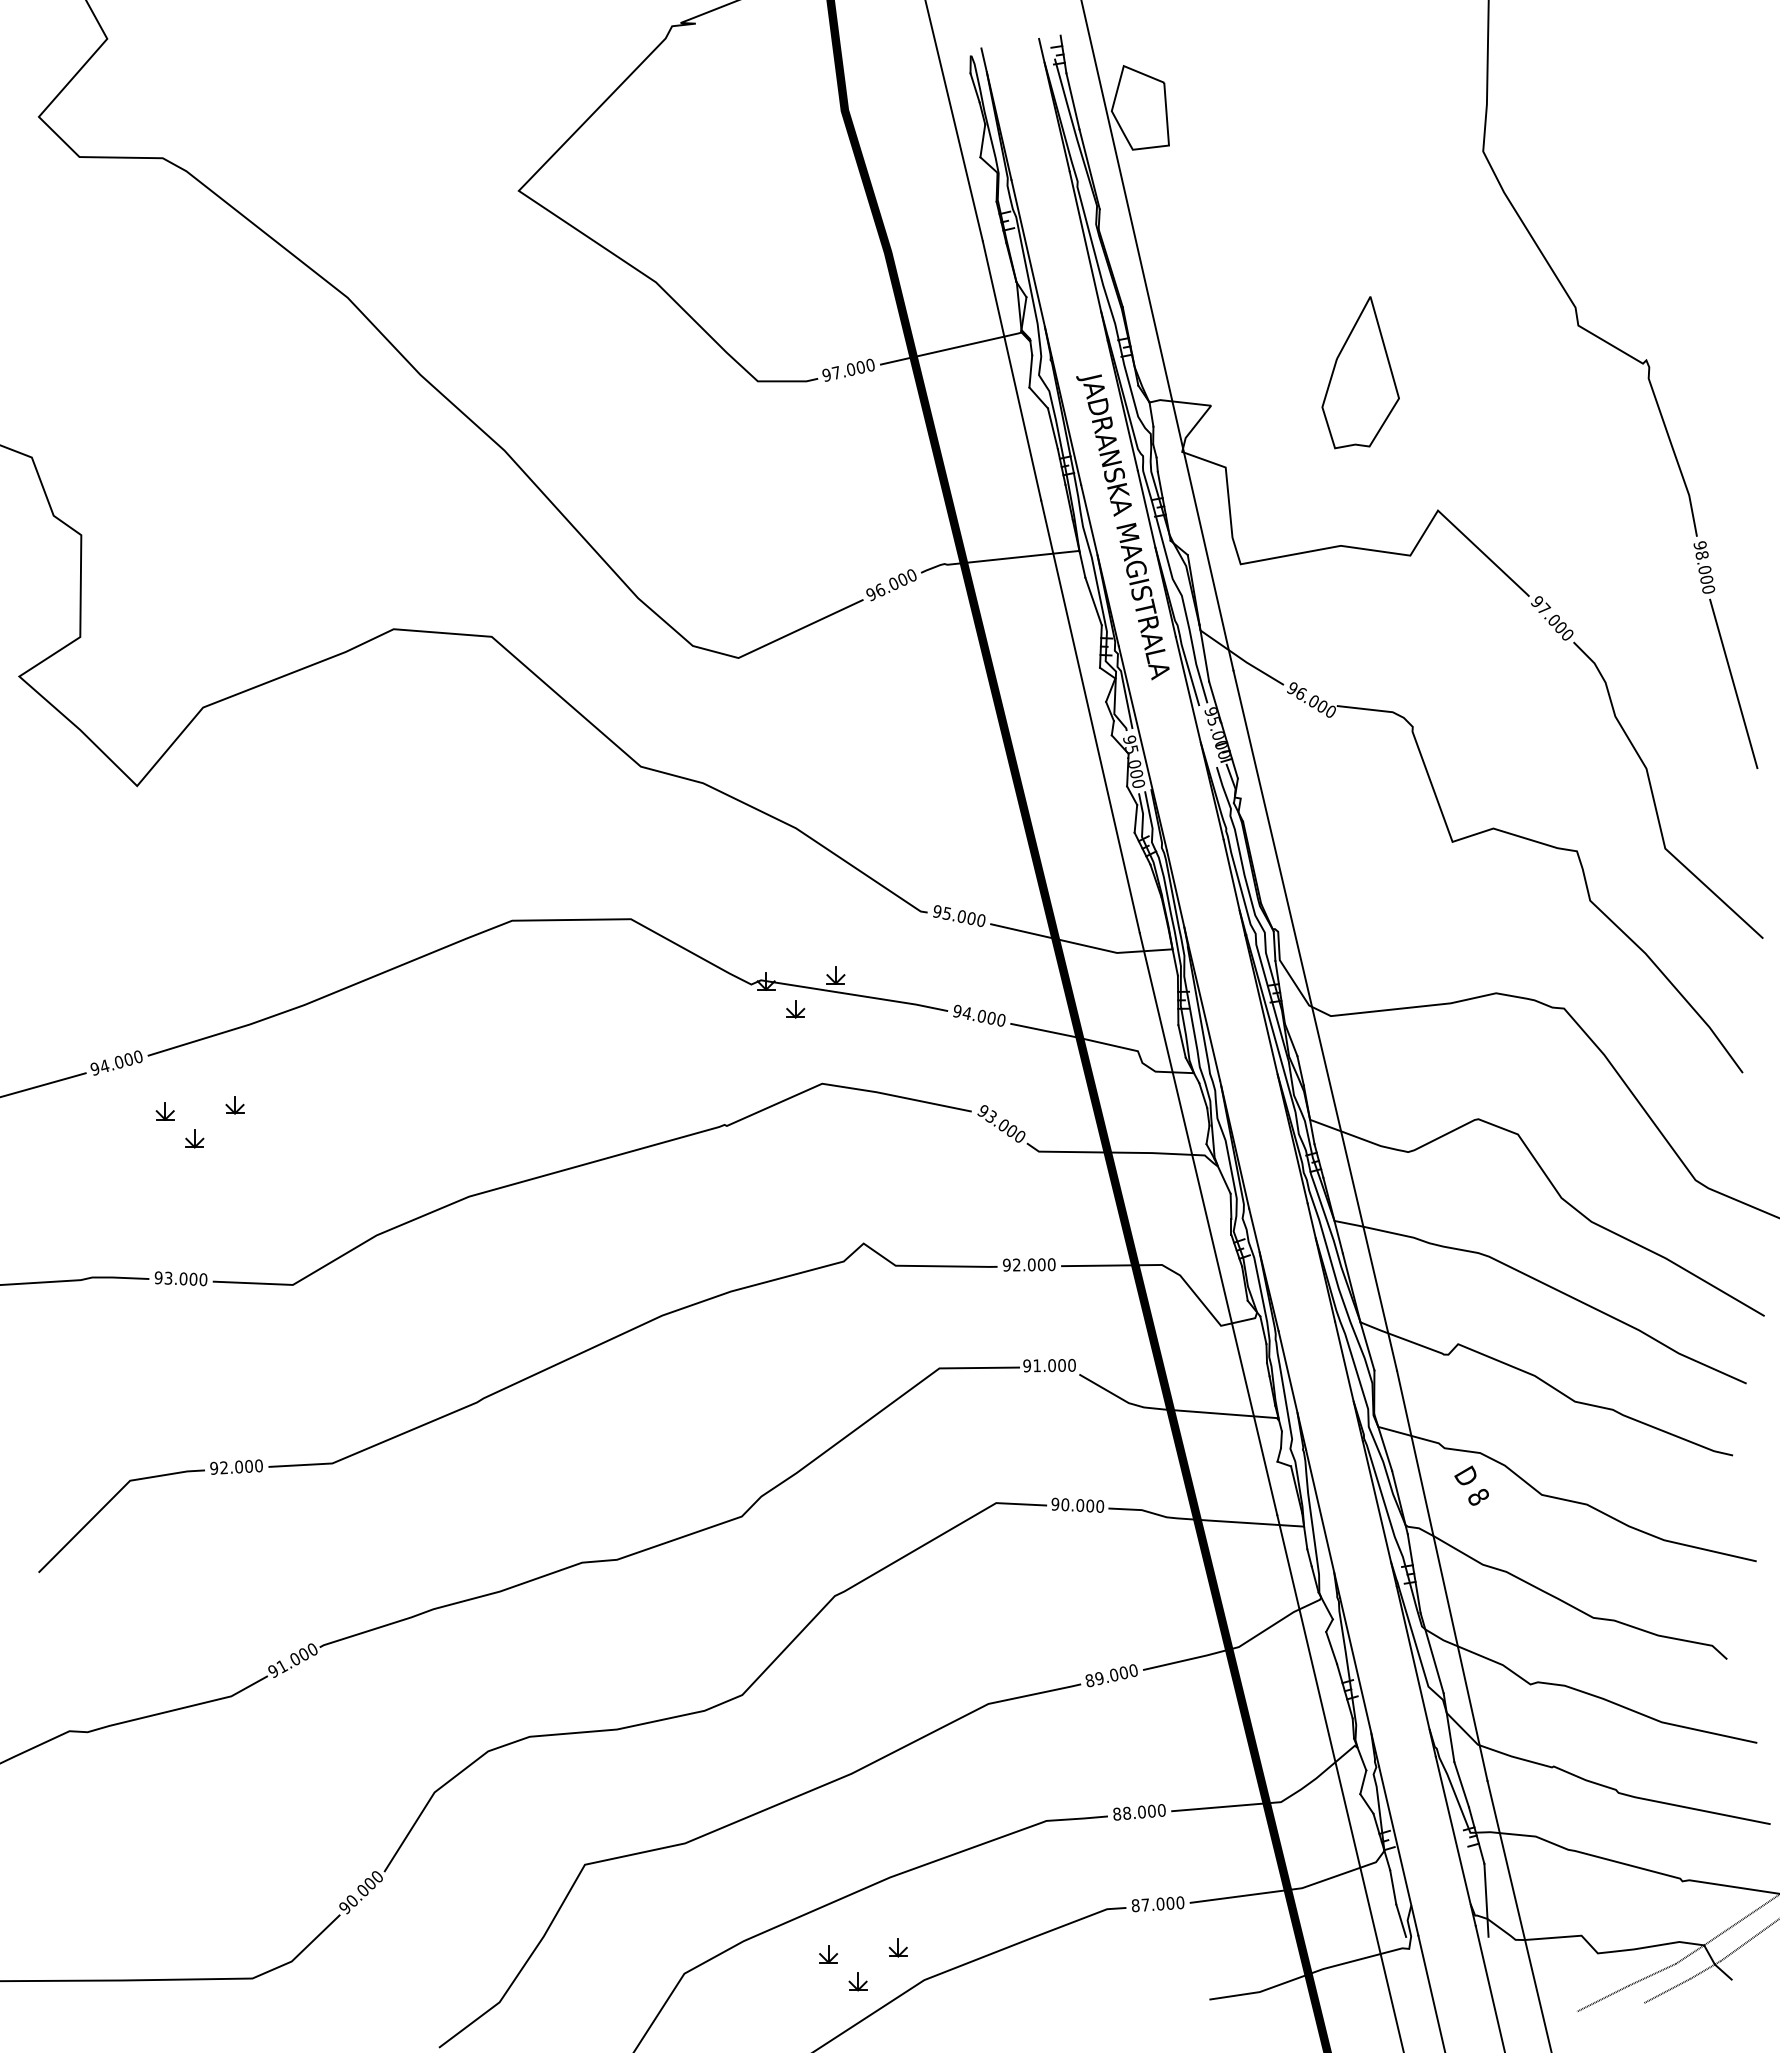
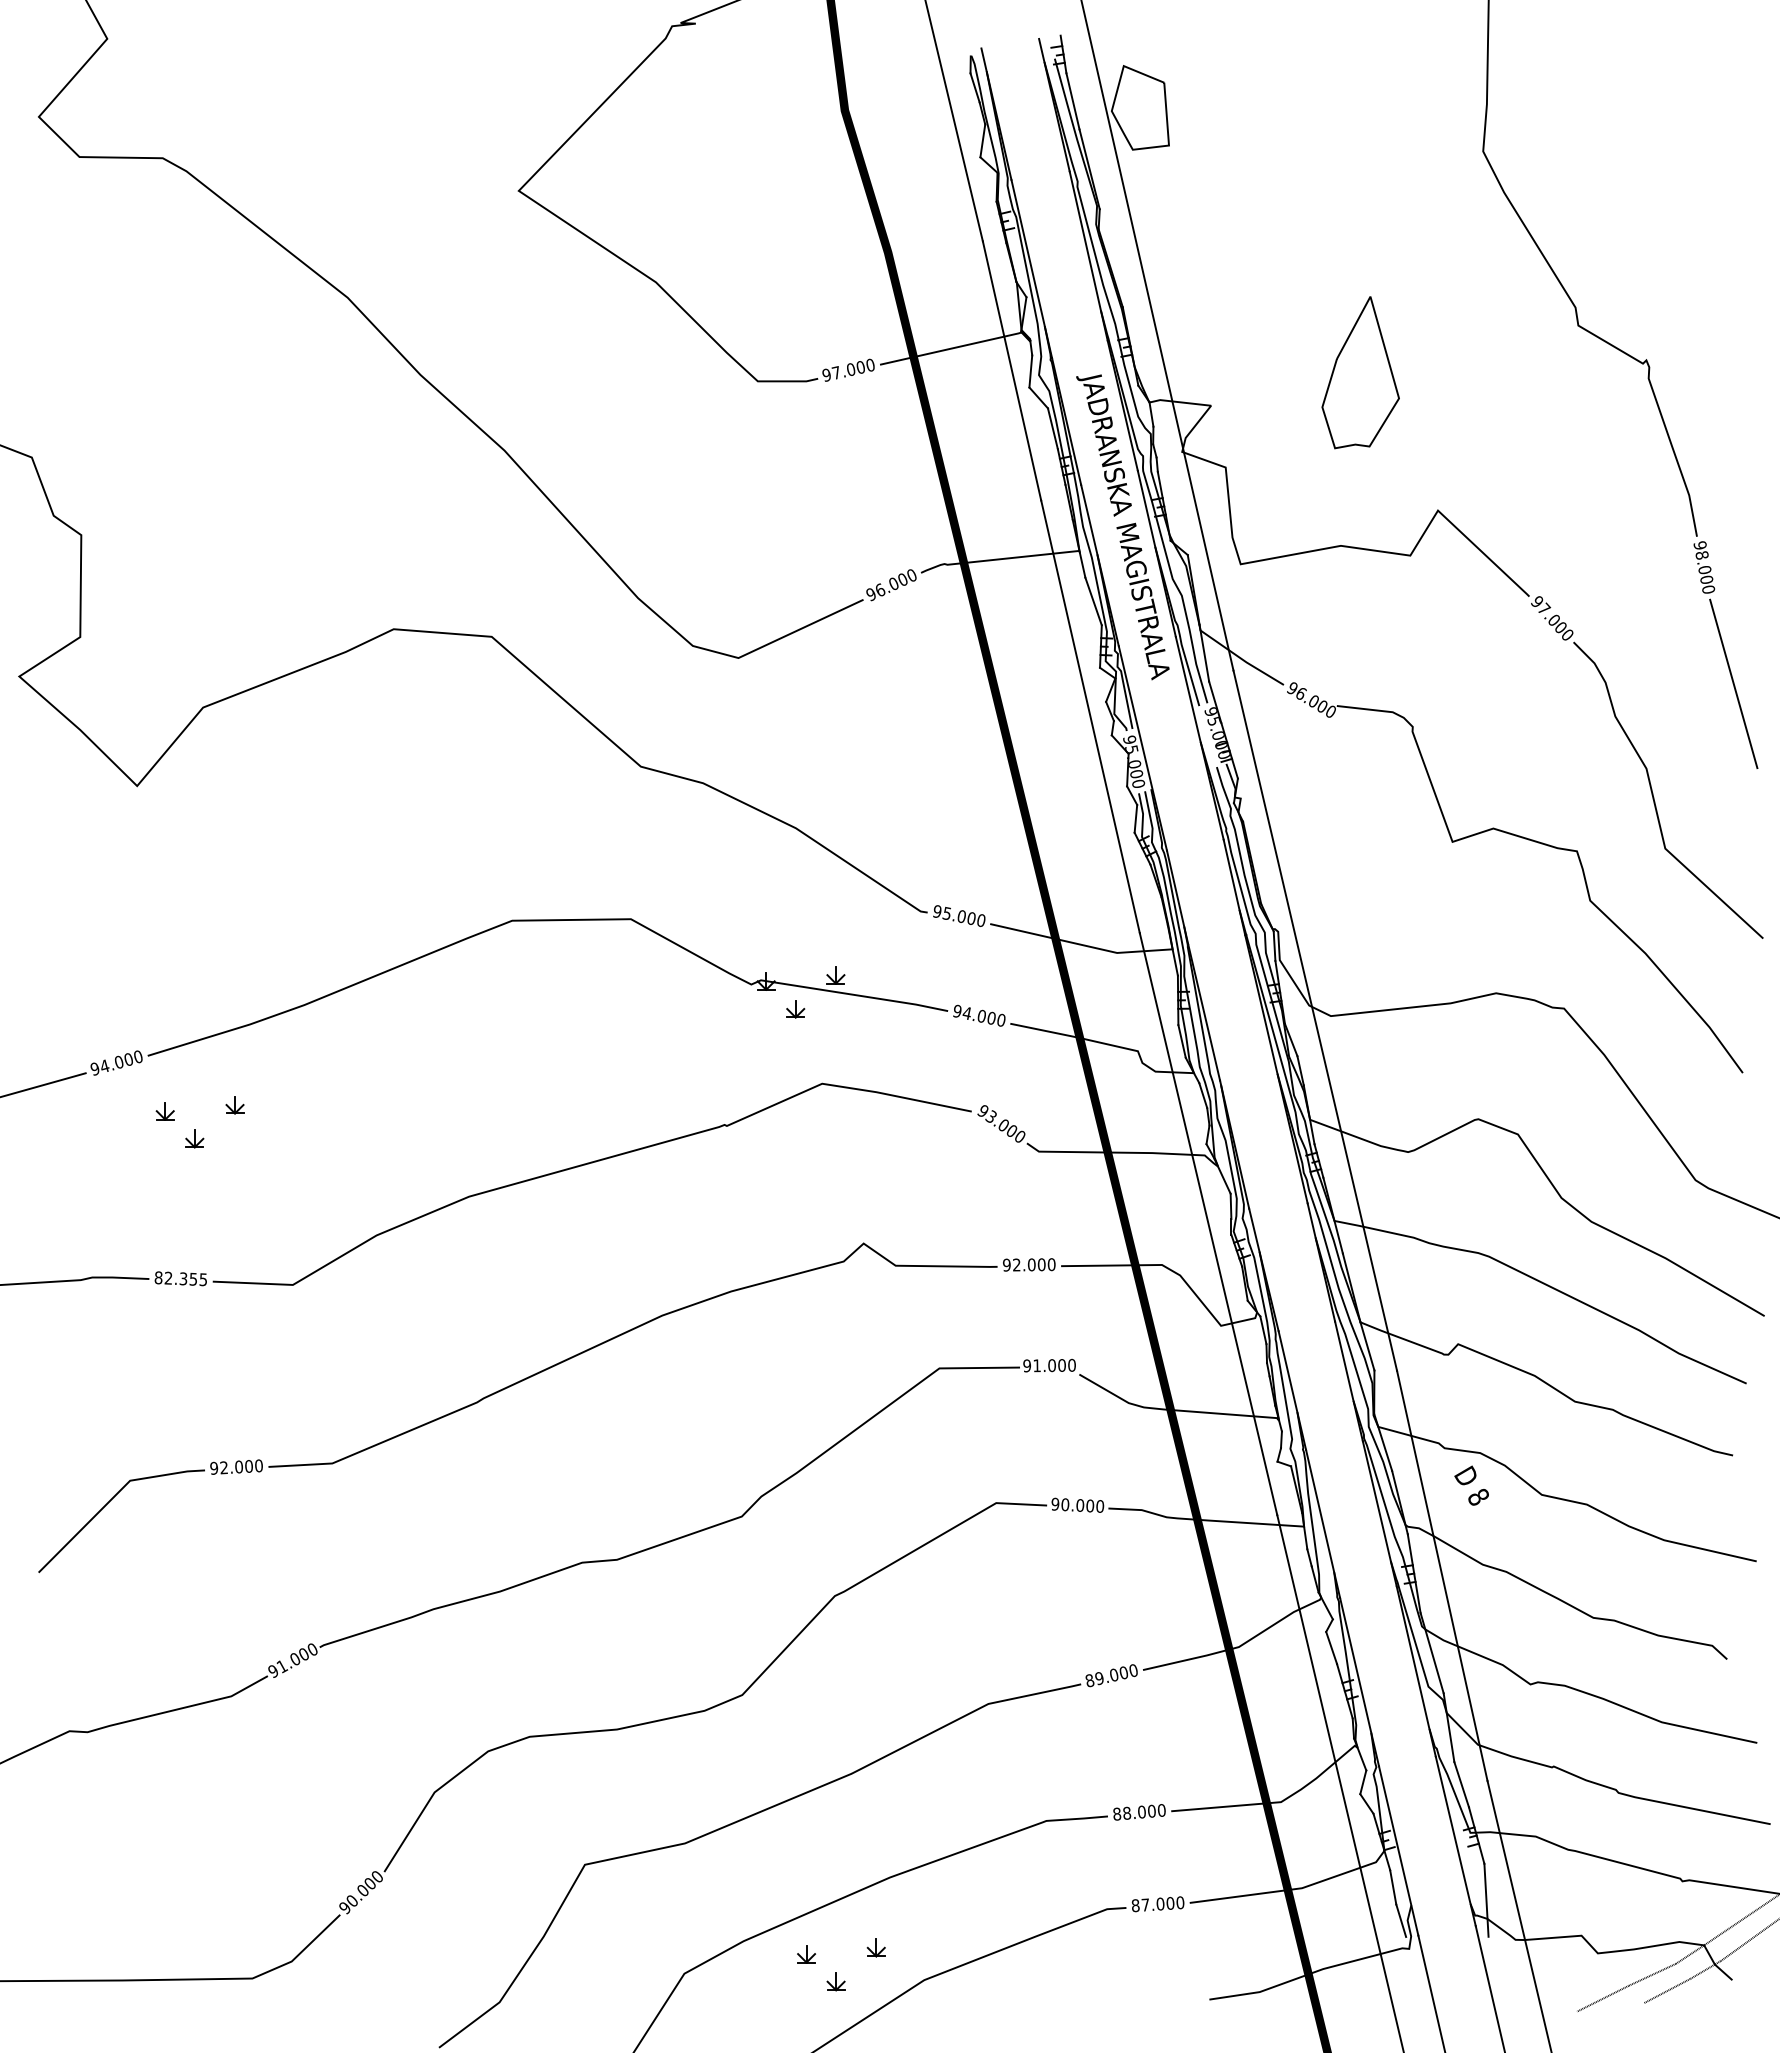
text: 93.000 -> 82.355 (180, 1278)
part position: (858, 1972) -> (836, 1972) (836, 1972)
